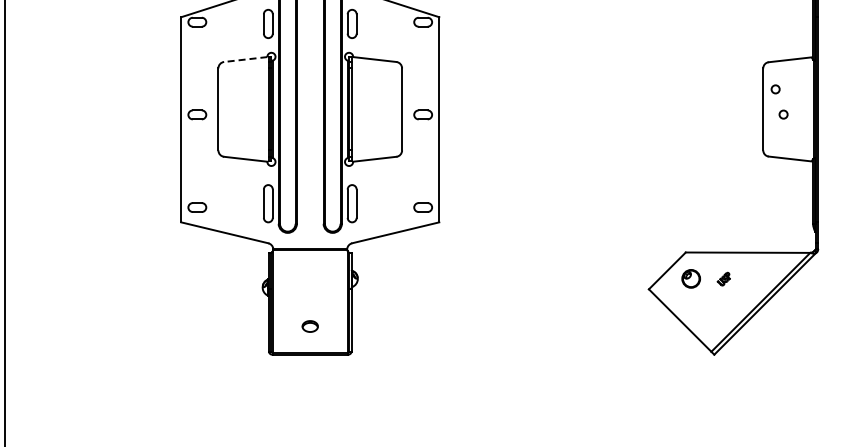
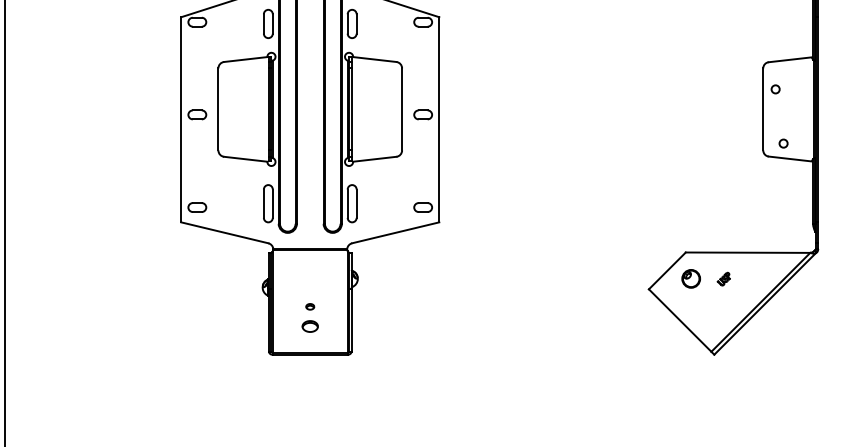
line: dashed -> solid (245, 59)
circle position: (783, 114) -> (783, 143) (783, 143)
part: none -> present (310, 306)
